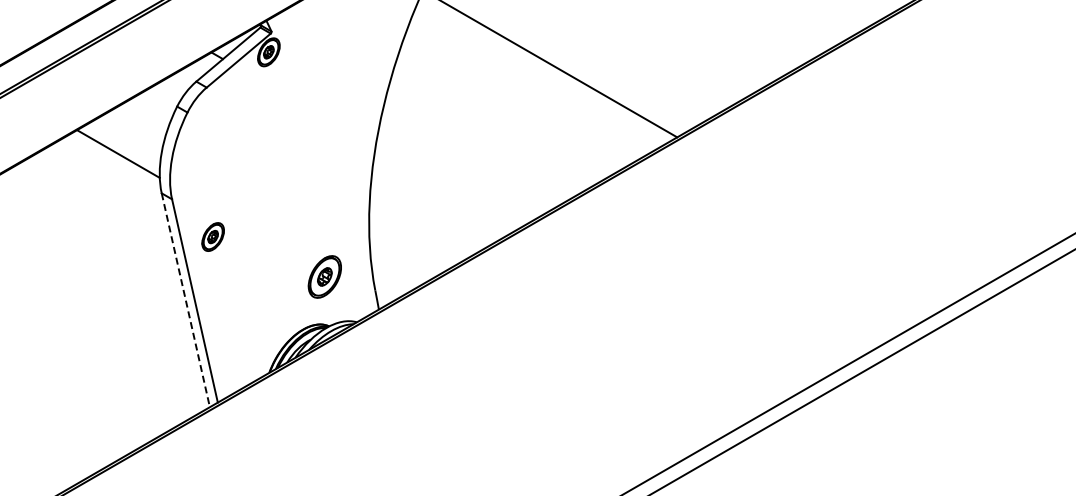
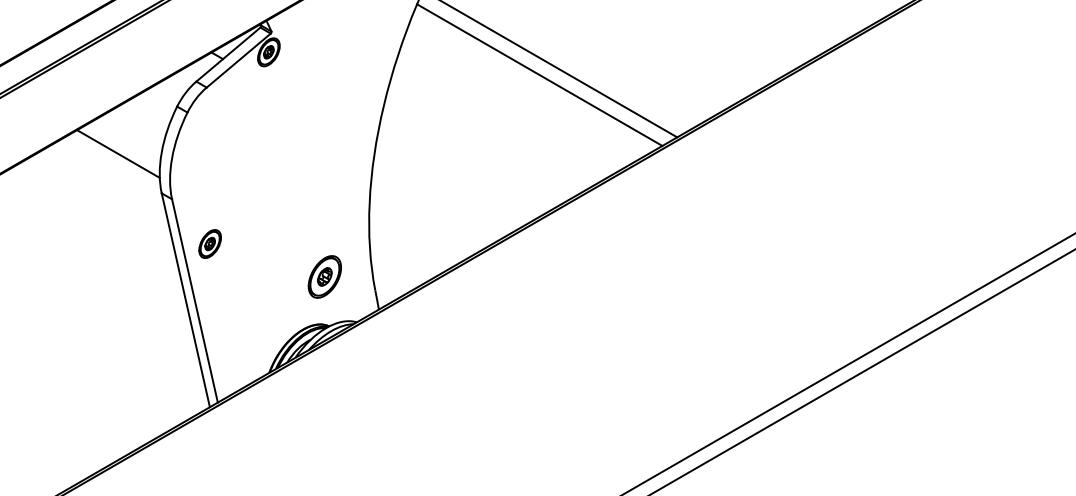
line: none -> present (539, 74)
part position: (212, 236) -> (209, 243) (209, 243)
line: dashed -> solid (185, 300)
